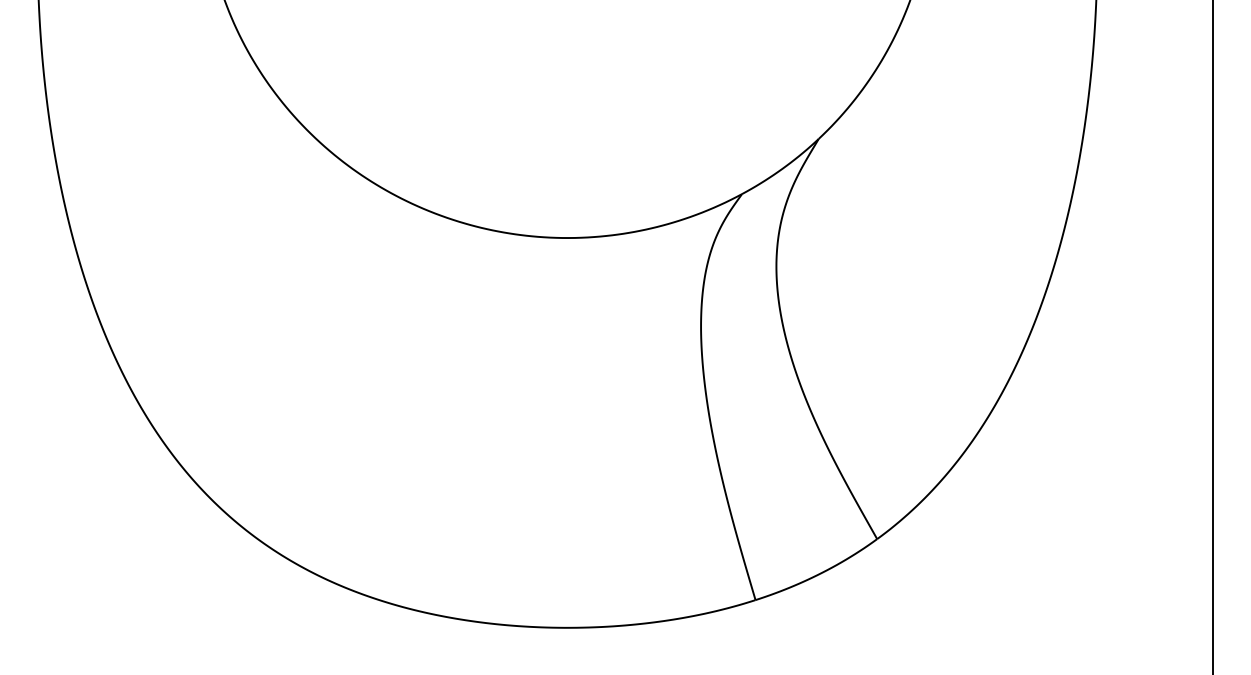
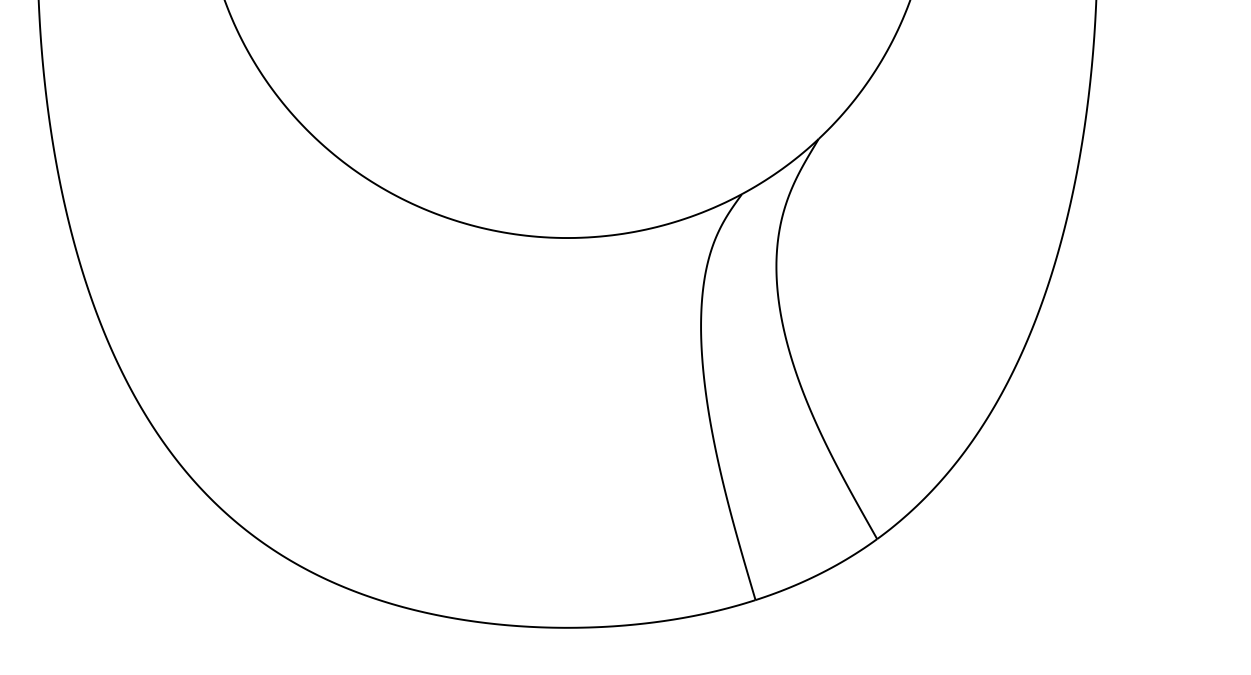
line: present -> none (1213, 336)
